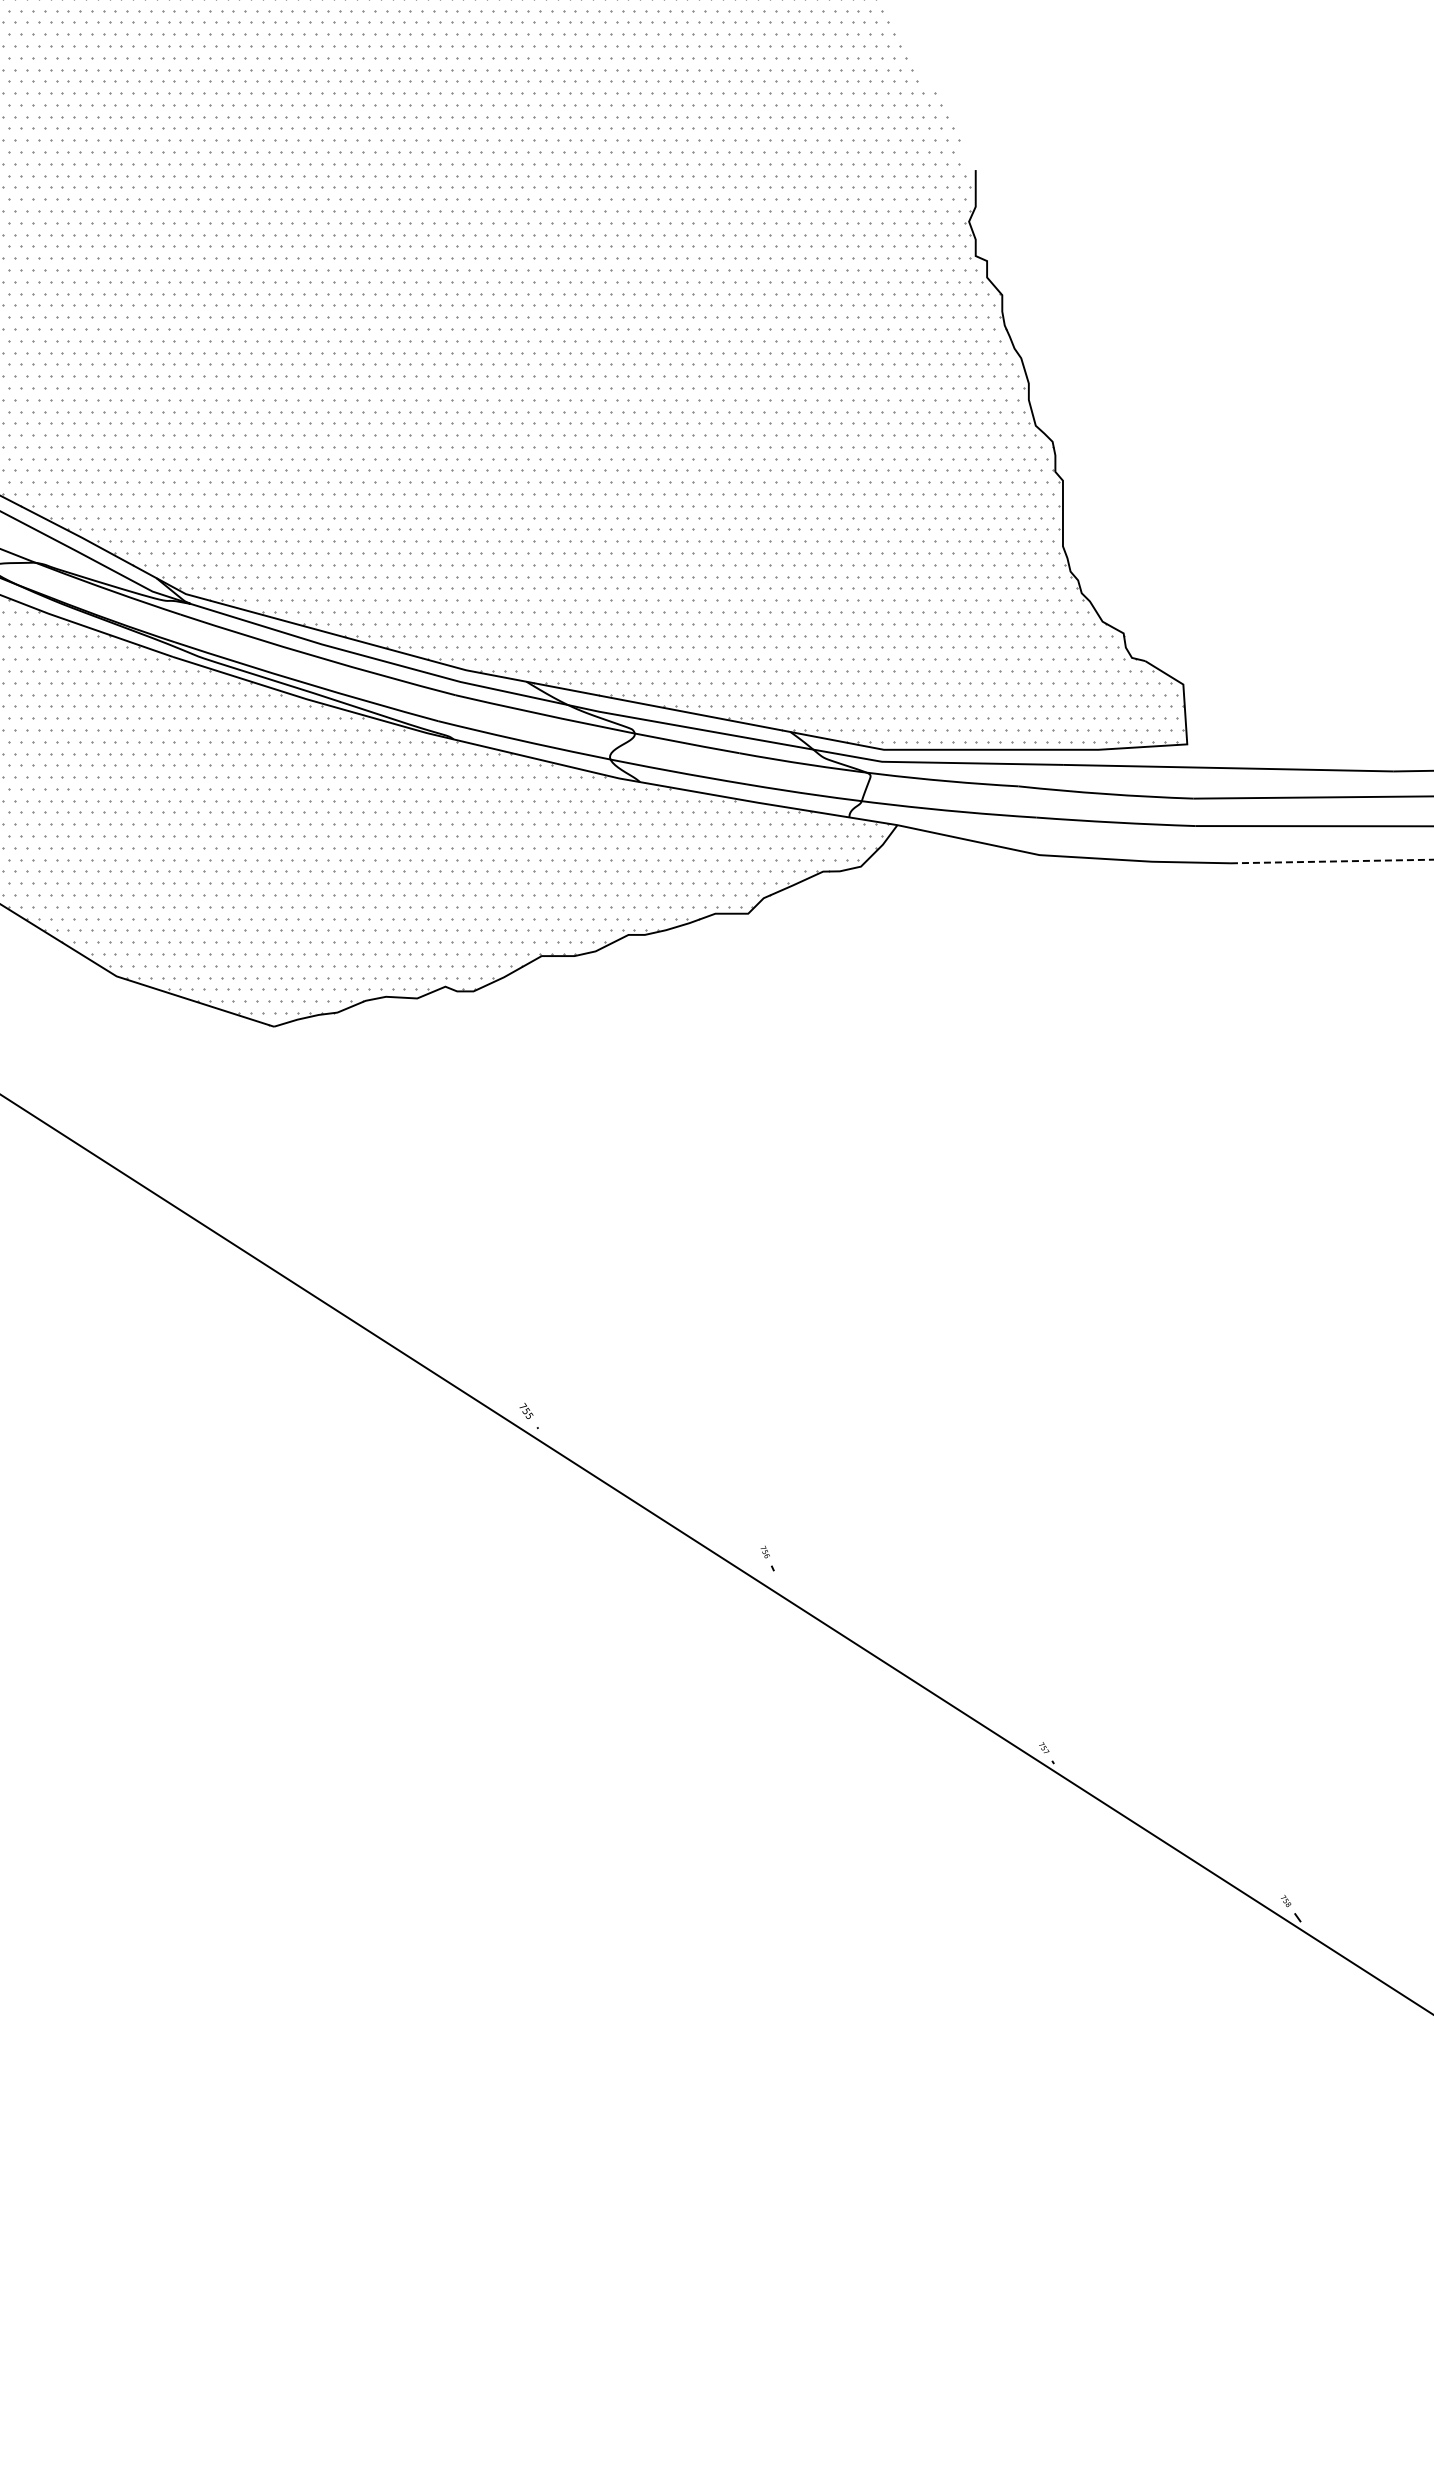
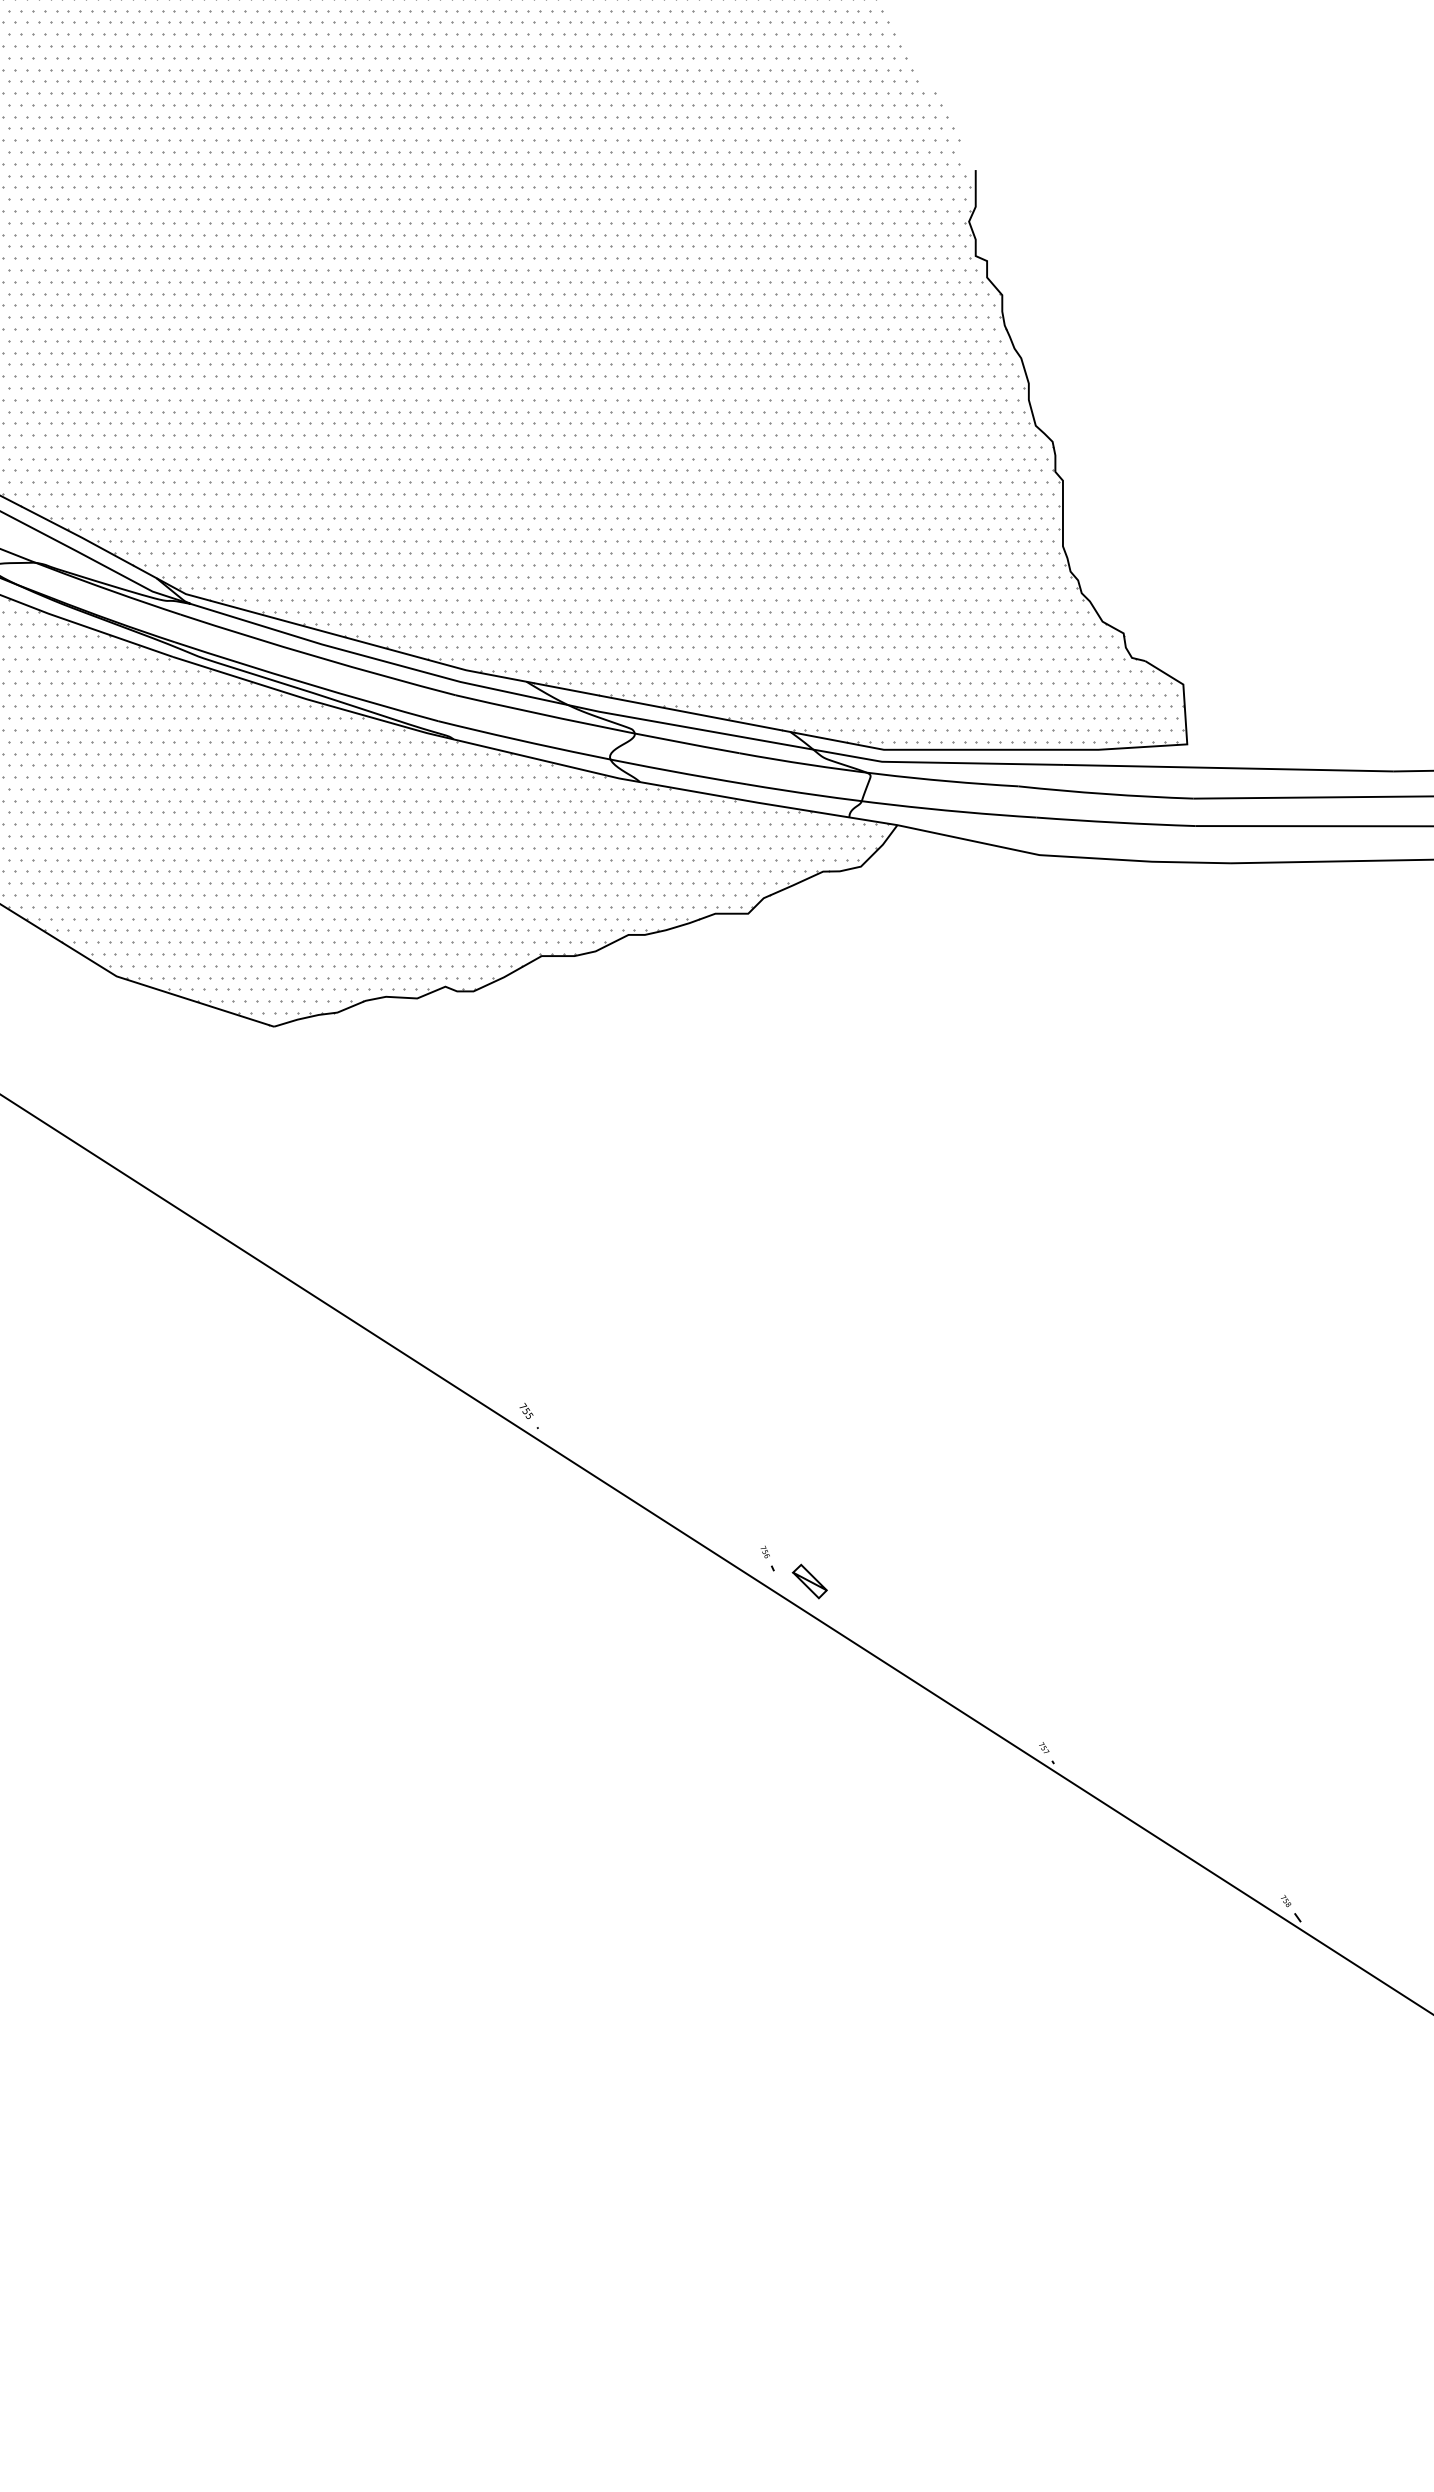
line: dashed -> solid (1332, 861)
curve: none -> present (809, 1581)
